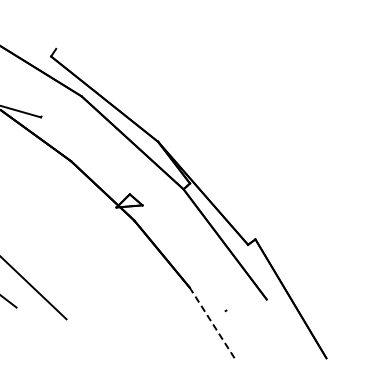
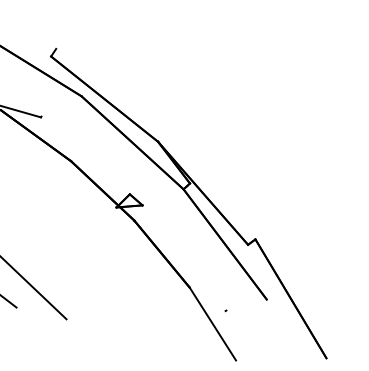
line: dashed -> solid (213, 324)
